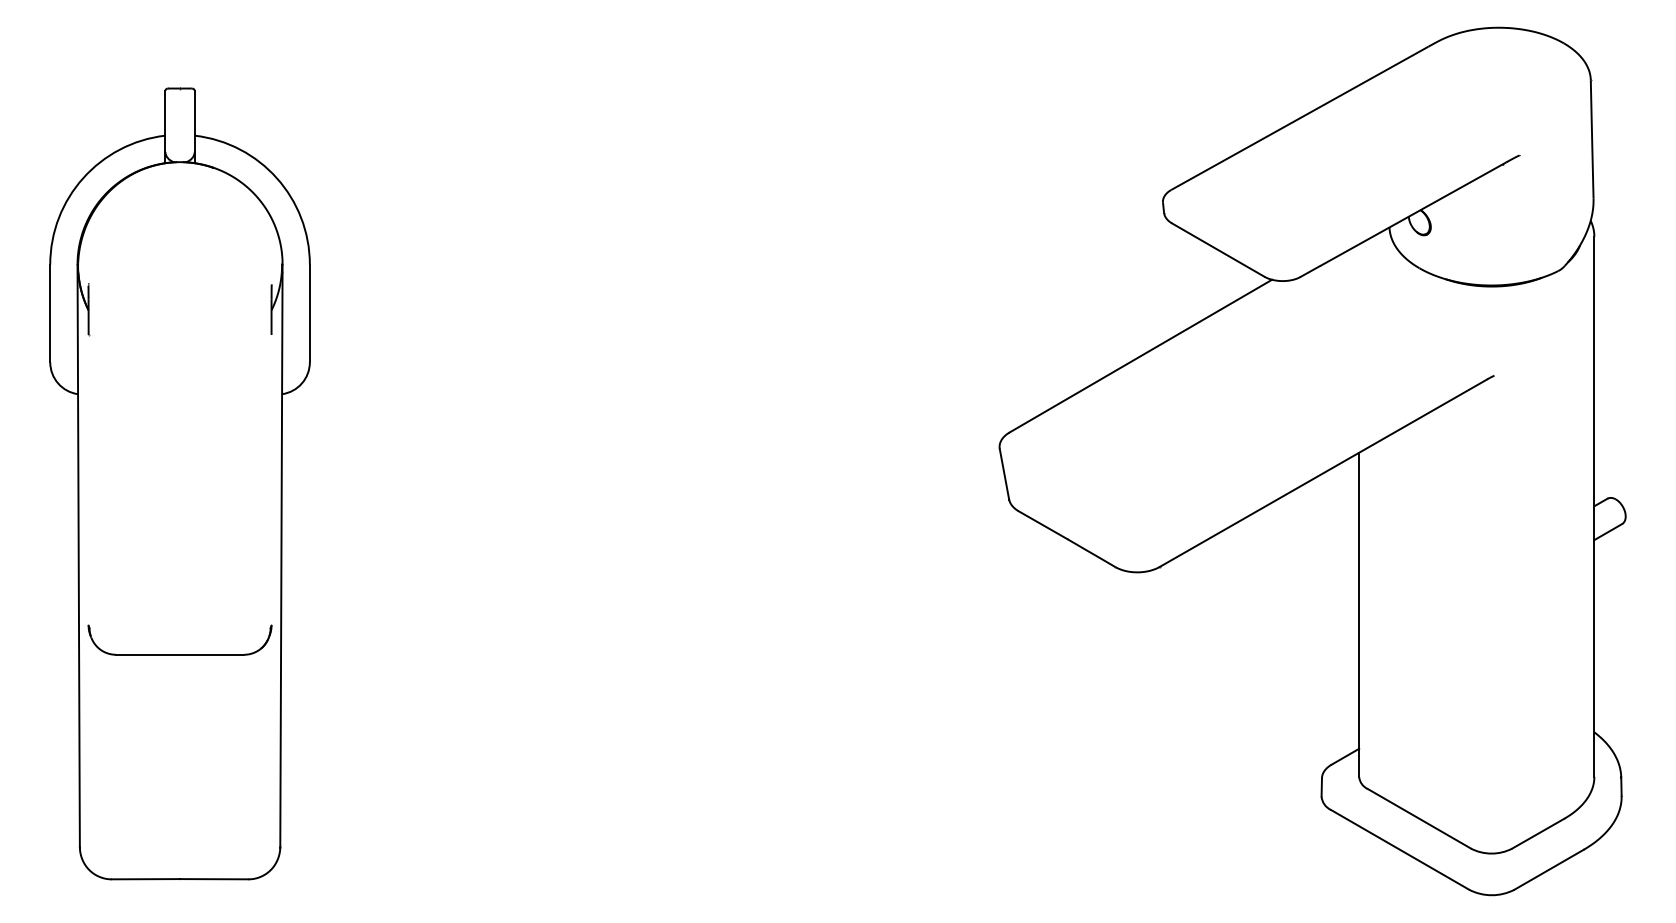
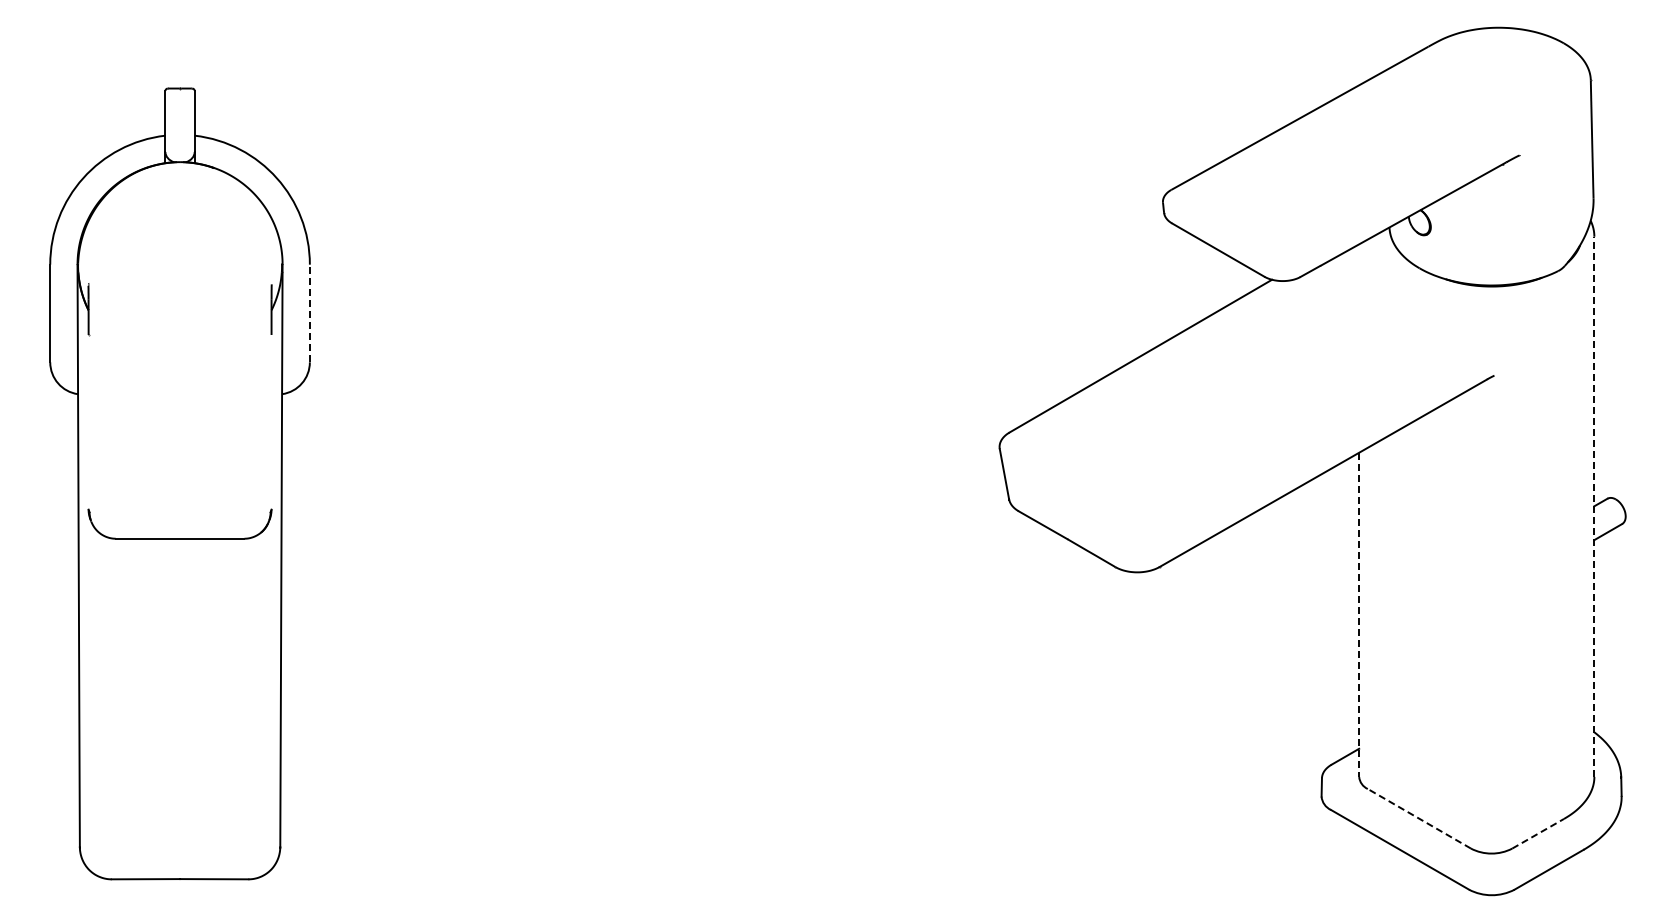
line: solid -> dashed (309, 313)
line: solid -> dashed (1594, 506)
line: solid -> dashed (1359, 615)
part position: (179, 654) -> (179, 538) (179, 538)
line: solid -> dashed (1419, 818)
line: solid -> dashed (1538, 833)
